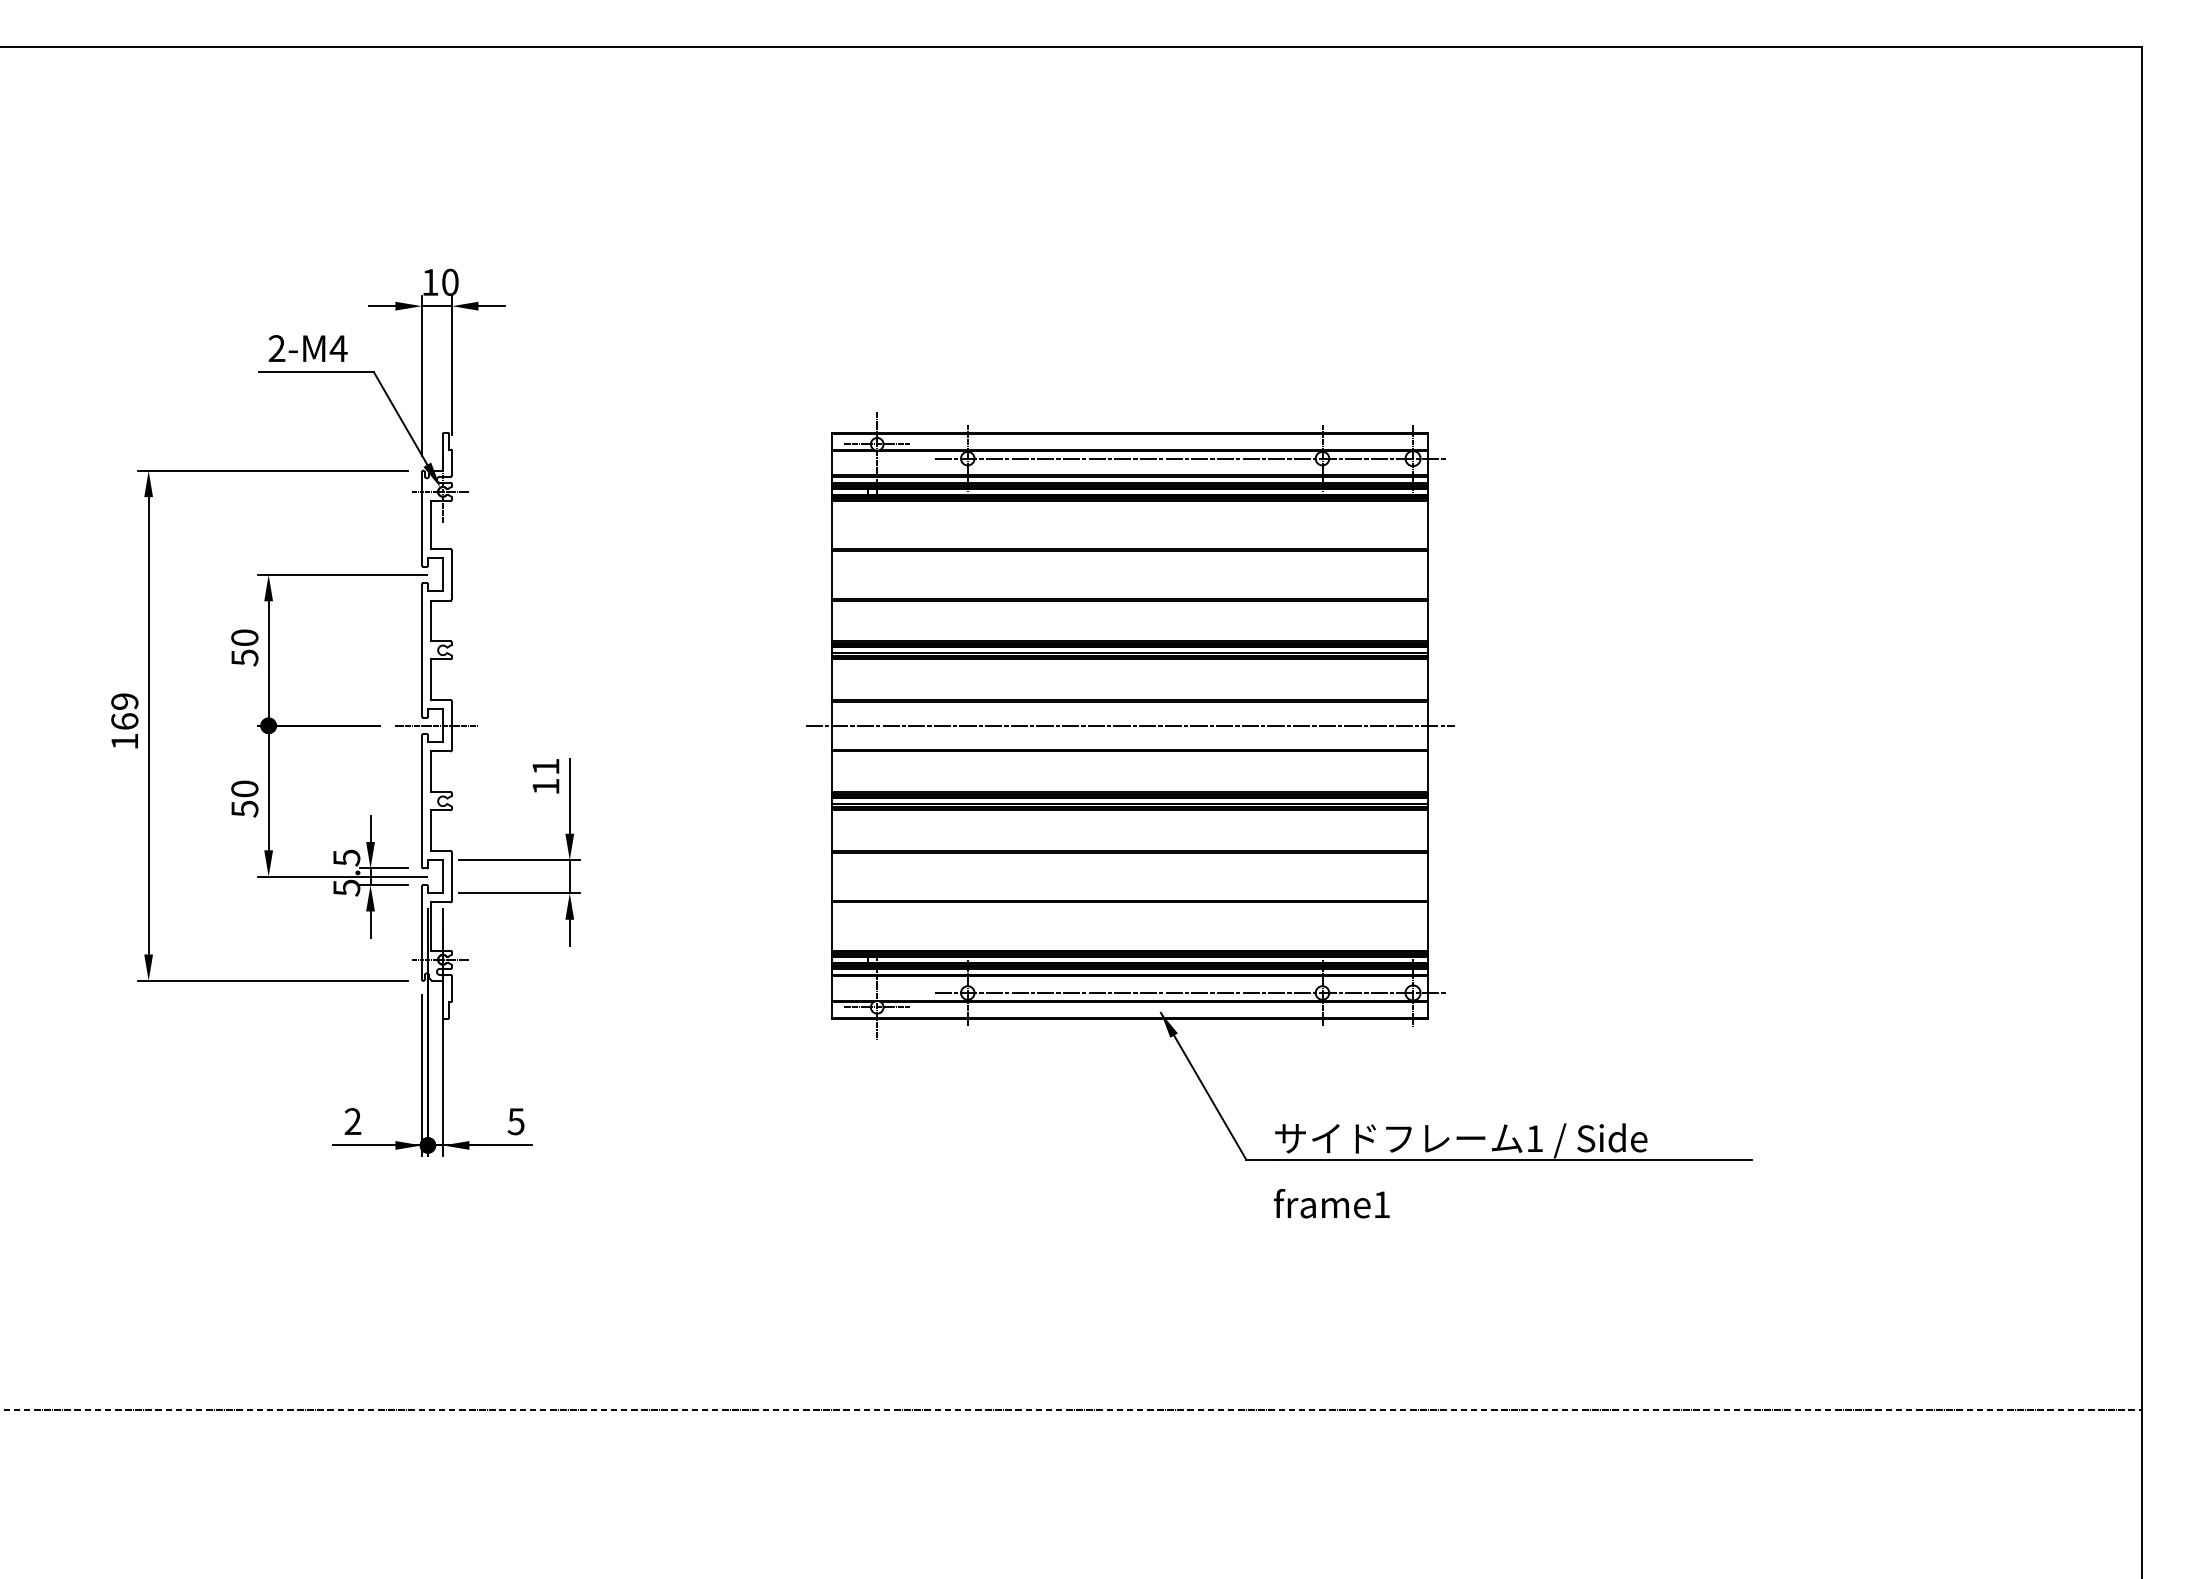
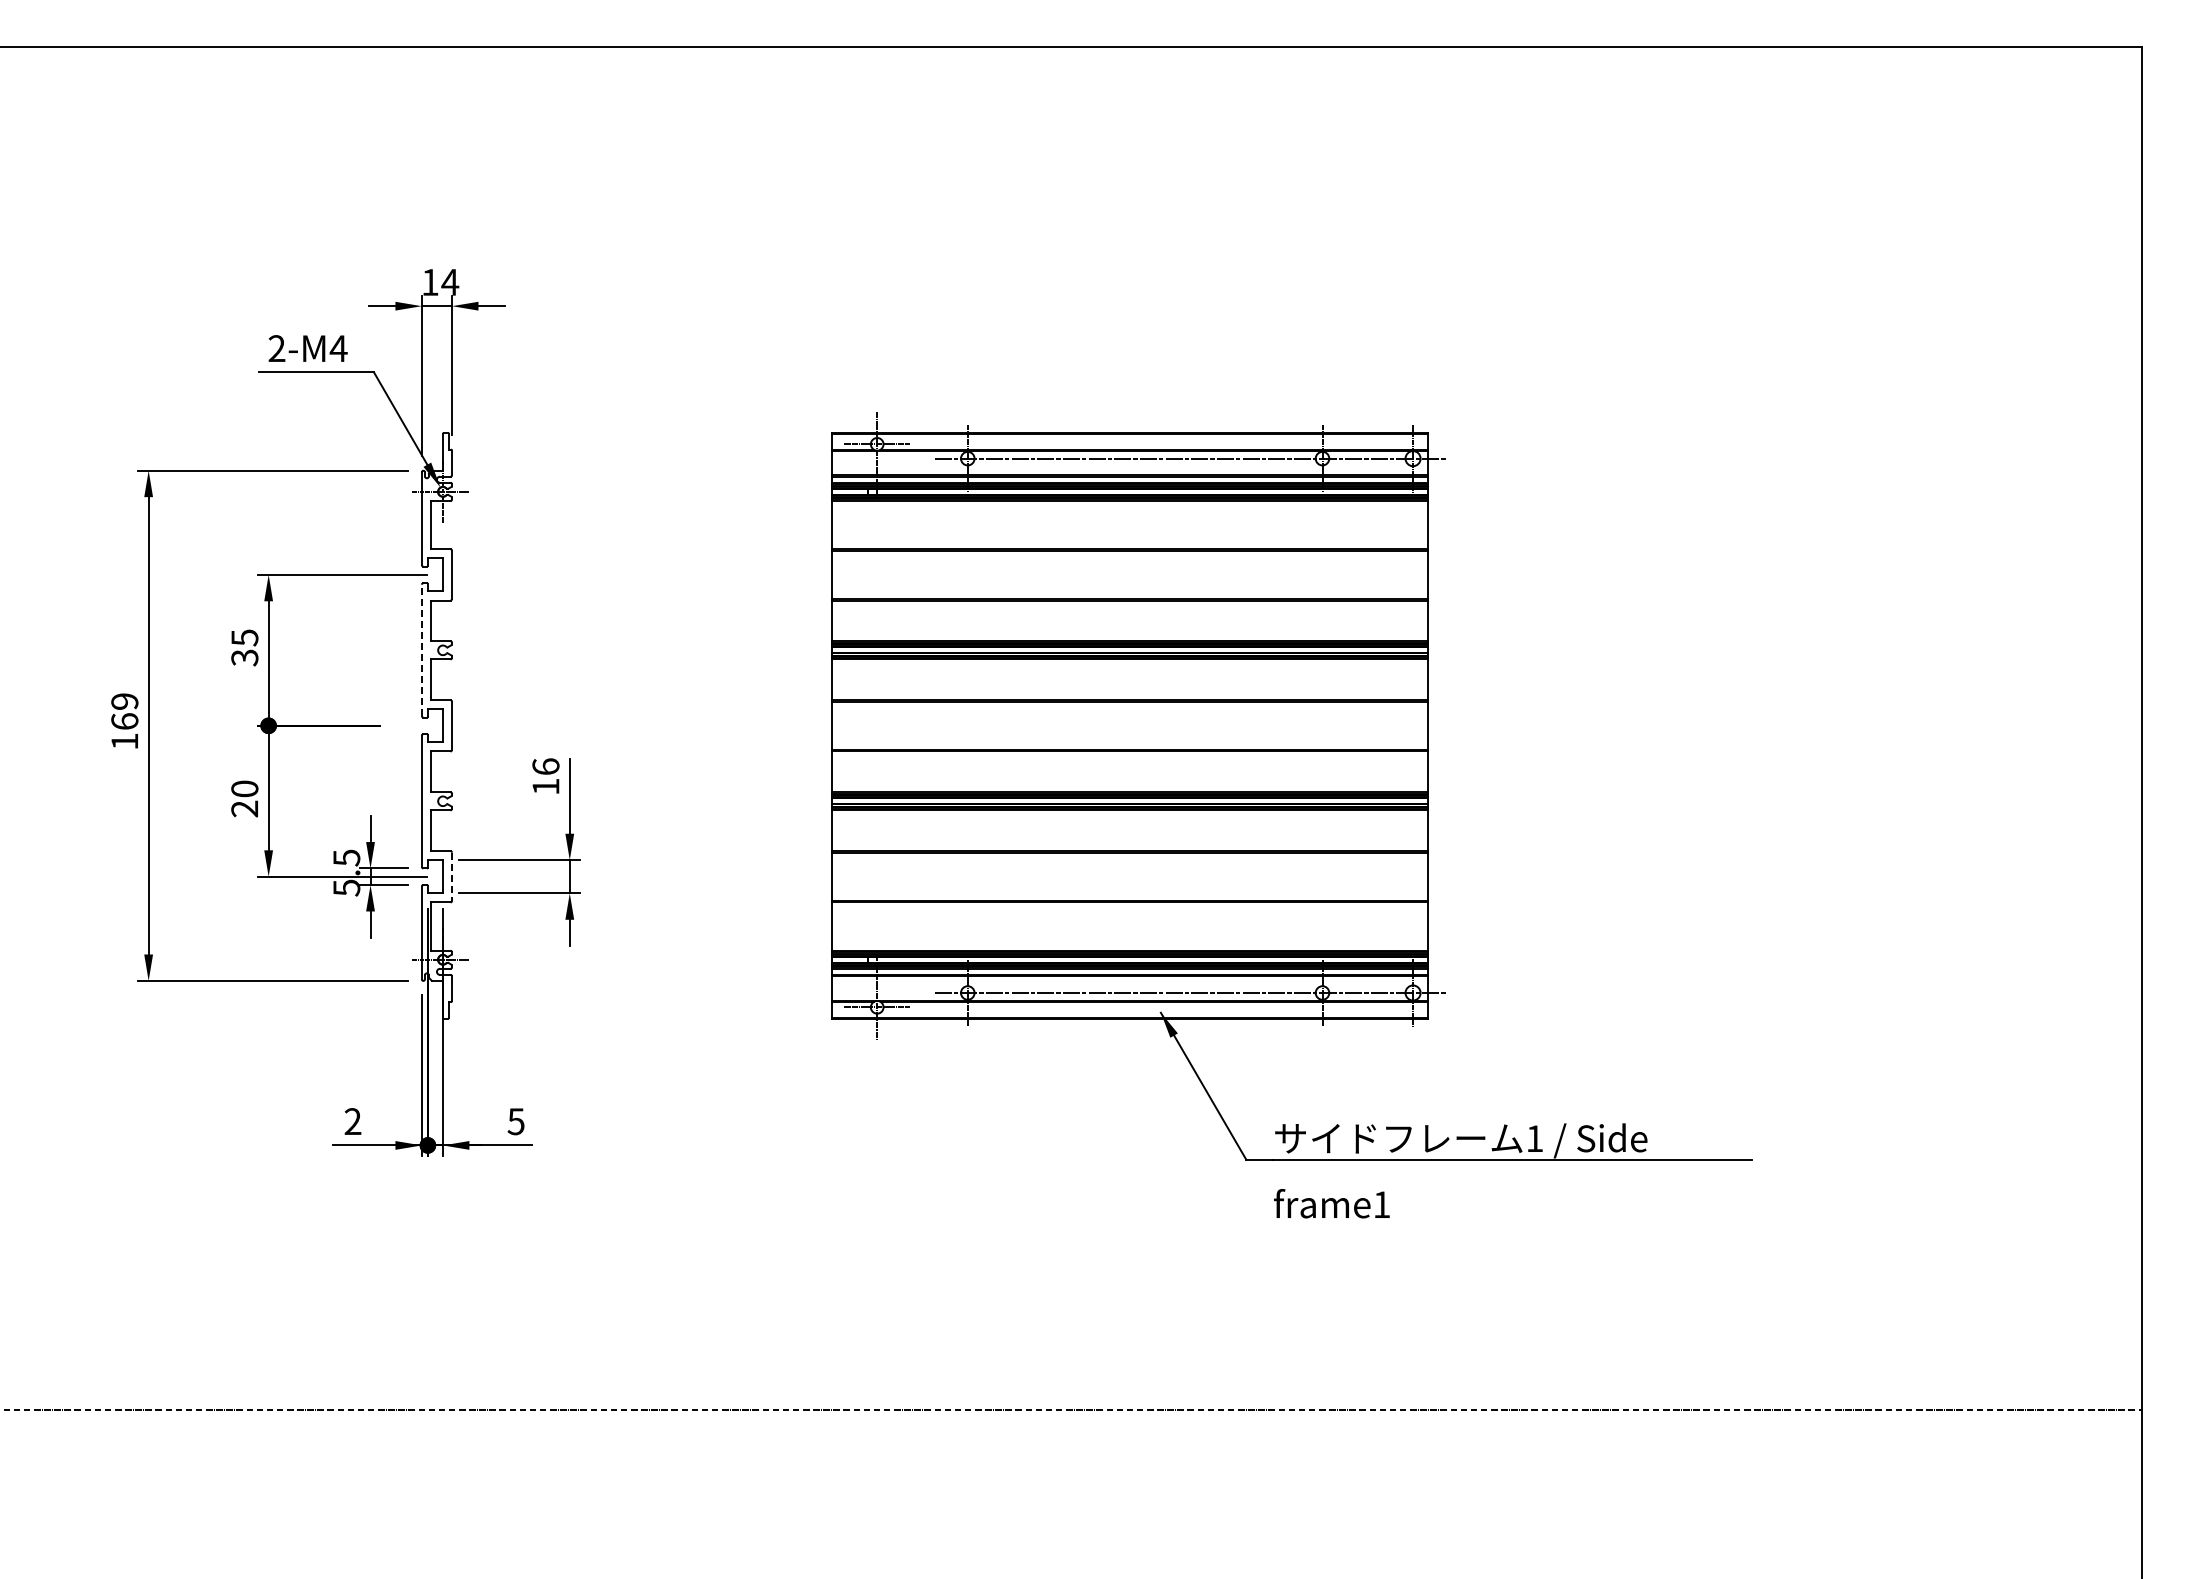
text: 10 -> 14 (450, 282)
text: 50 -> 35 (244, 647)
line: solid -> dashed (421, 650)
line: present -> none (436, 725)
line: present -> none (1129, 725)
text: 11 -> 16 (545, 766)
text: 50 -> 20 (244, 808)
line: solid -> dashed (452, 877)
